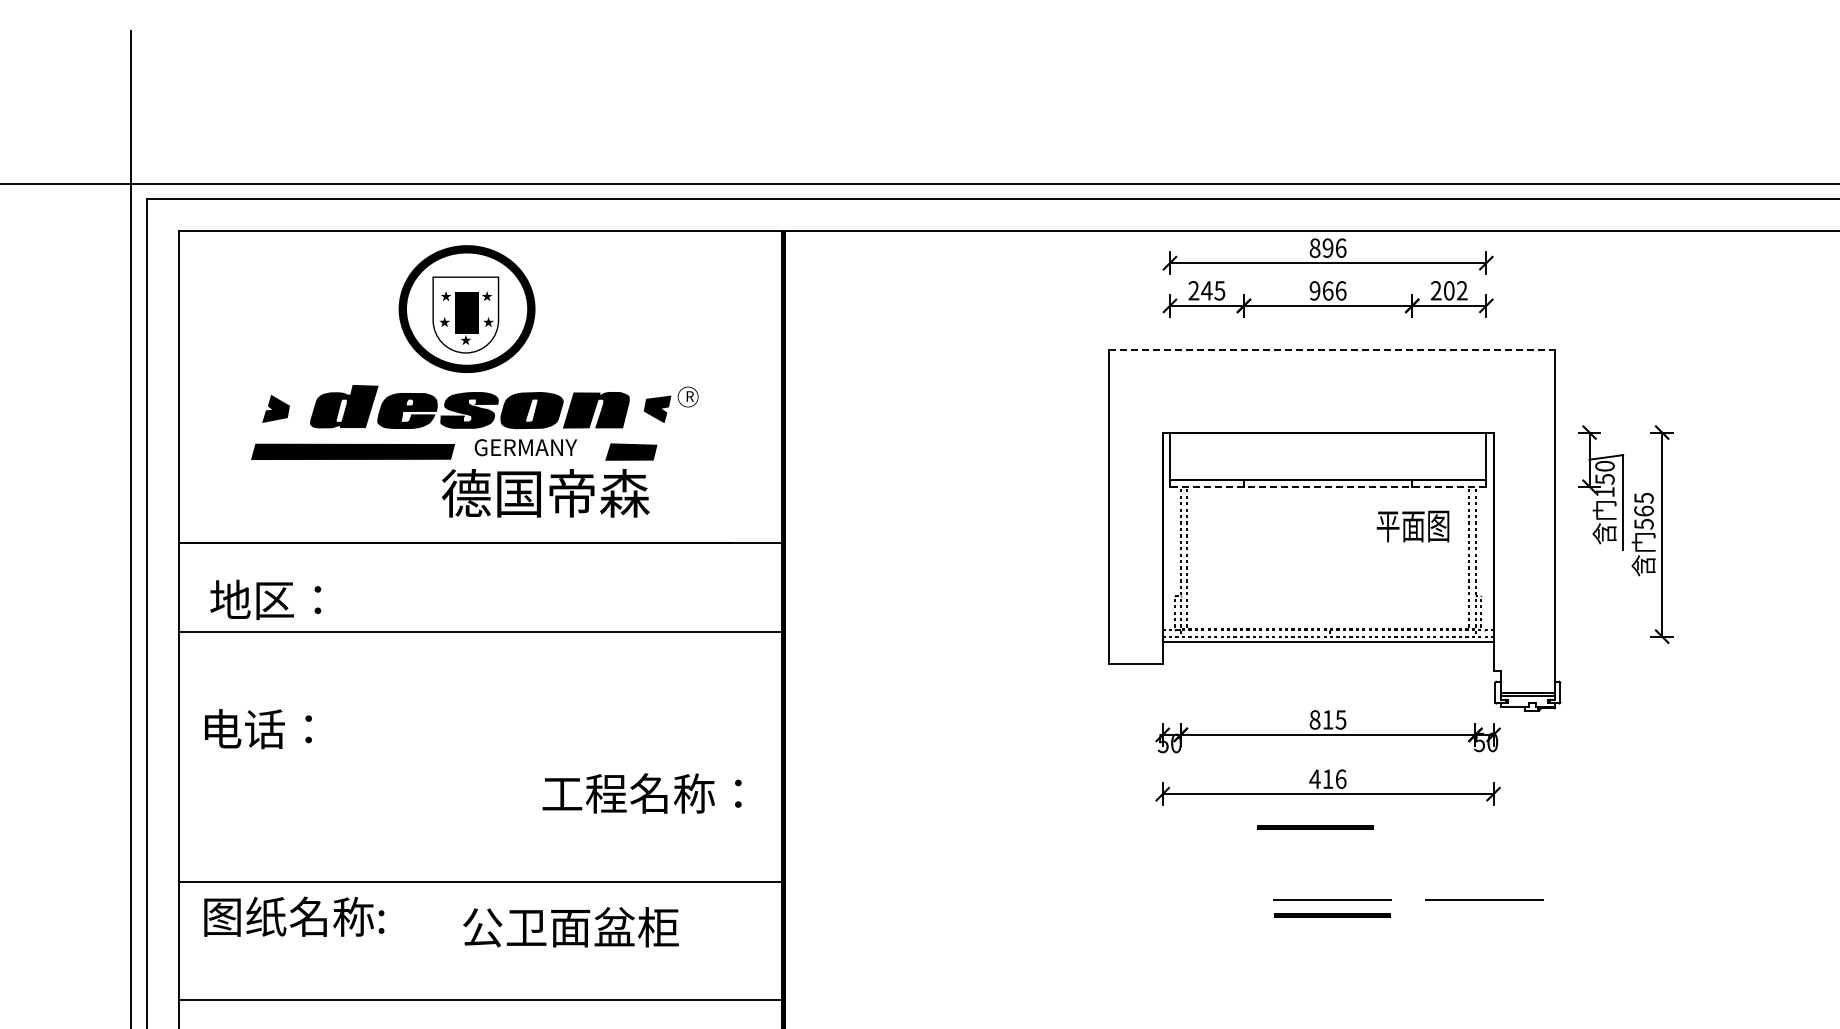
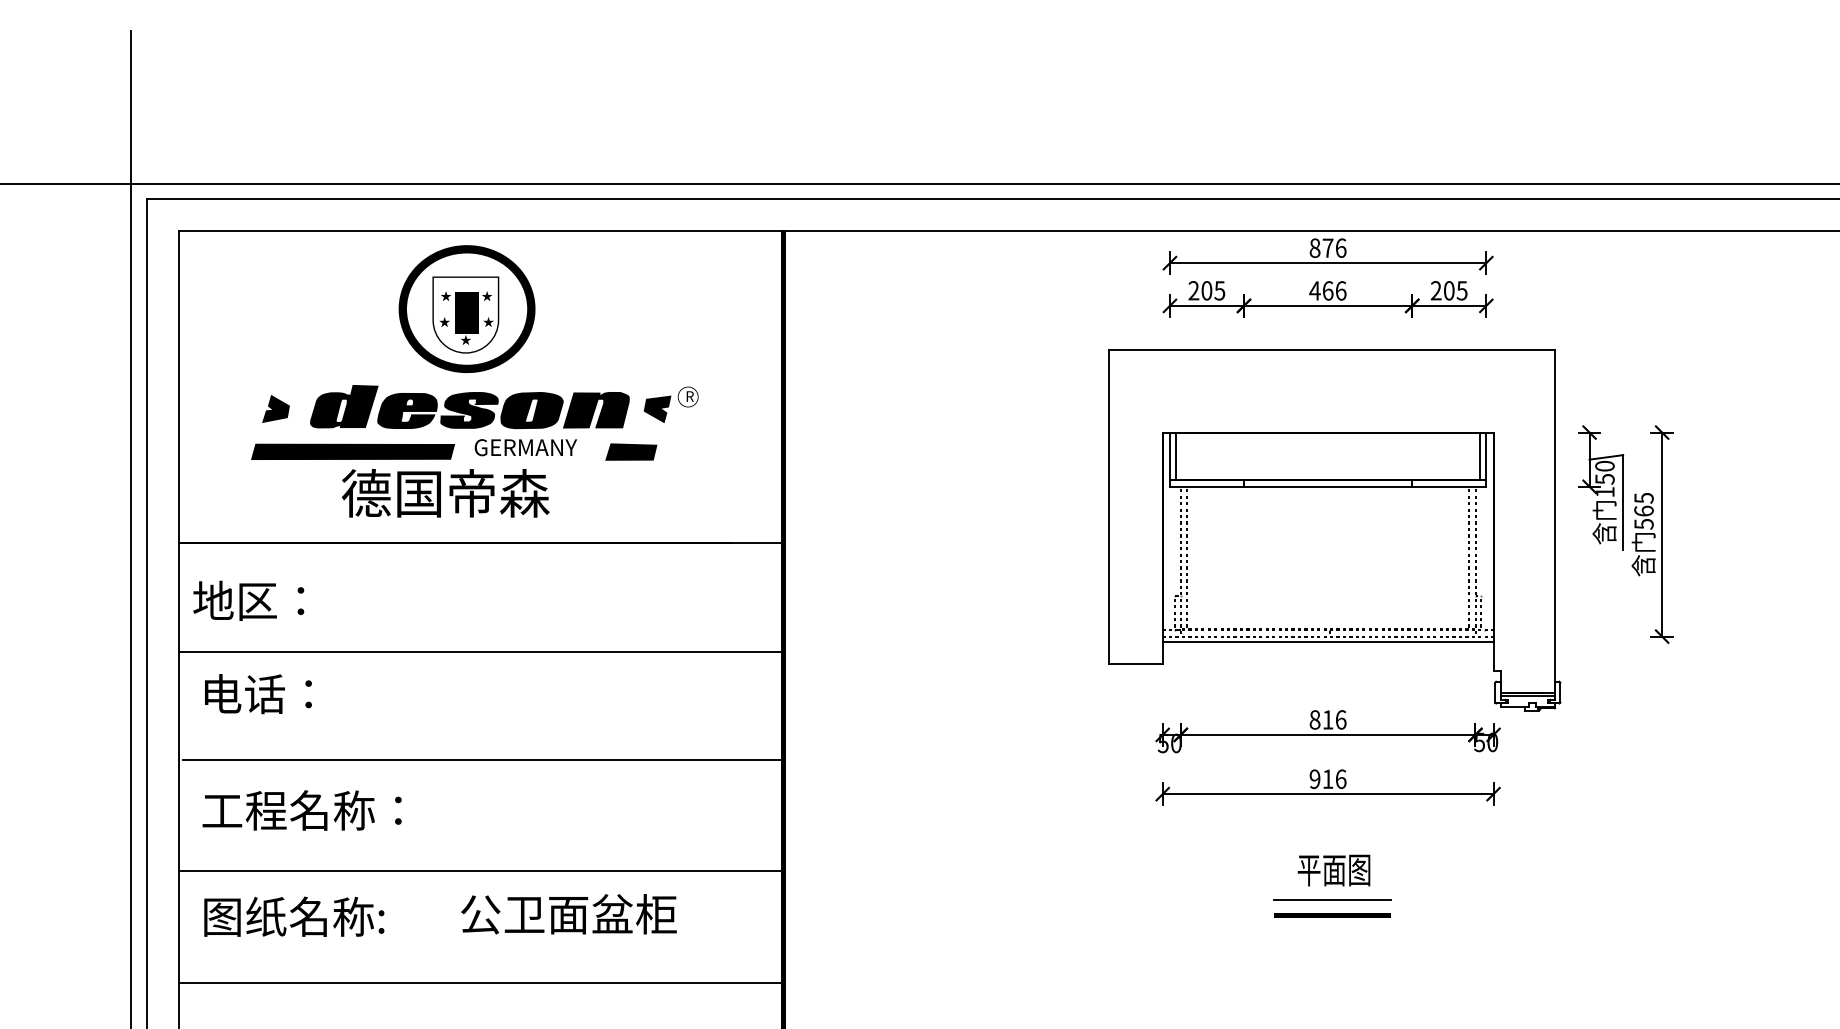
text: 896 -> 876 (1327, 247)
text: 245 -> 205 (1206, 290)
text: 966 -> 466 (1314, 290)
text: 202 -> 205 (1461, 290)
line: dashed -> solid (1332, 349)
line: none -> present (1176, 455)
line: none -> present (1479, 455)
line: dashed -> solid (1327, 486)
text position: (545, 493) -> (445, 493) (445, 493)
text position: (1412, 526) -> (1333, 870) (1333, 870)
text position: (265, 599) -> (248, 600) (248, 600)
line position: (481, 631) -> (481, 651) (481, 651)
text: 815 -> 816 (1340, 719)
text position: (258, 729) -> (258, 694) (258, 694)
line: none -> present (482, 760)
text: 416 -> 916 (1314, 778)
text position: (641, 793) -> (301, 810) (301, 810)
line: present -> none (1315, 827)
line position: (481, 882) -> (481, 871) (481, 871)
line: present -> none (1484, 899)
text position: (570, 927) -> (568, 914) (568, 914)
line position: (481, 999) -> (481, 982) (481, 982)
